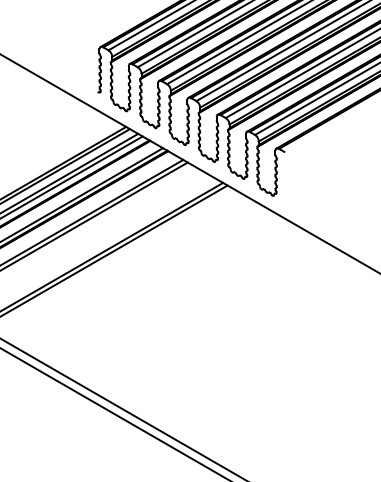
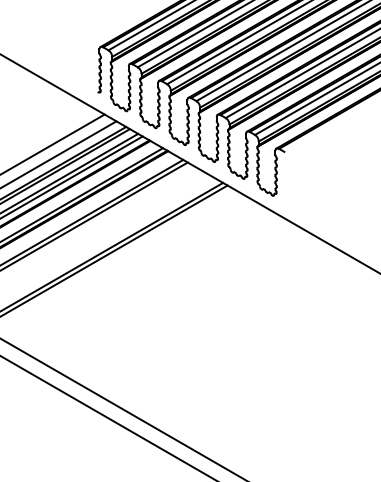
line: none -> present (53, 143)
line: none -> present (59, 154)
line position: (114, 413) -> (107, 417) (107, 417)
